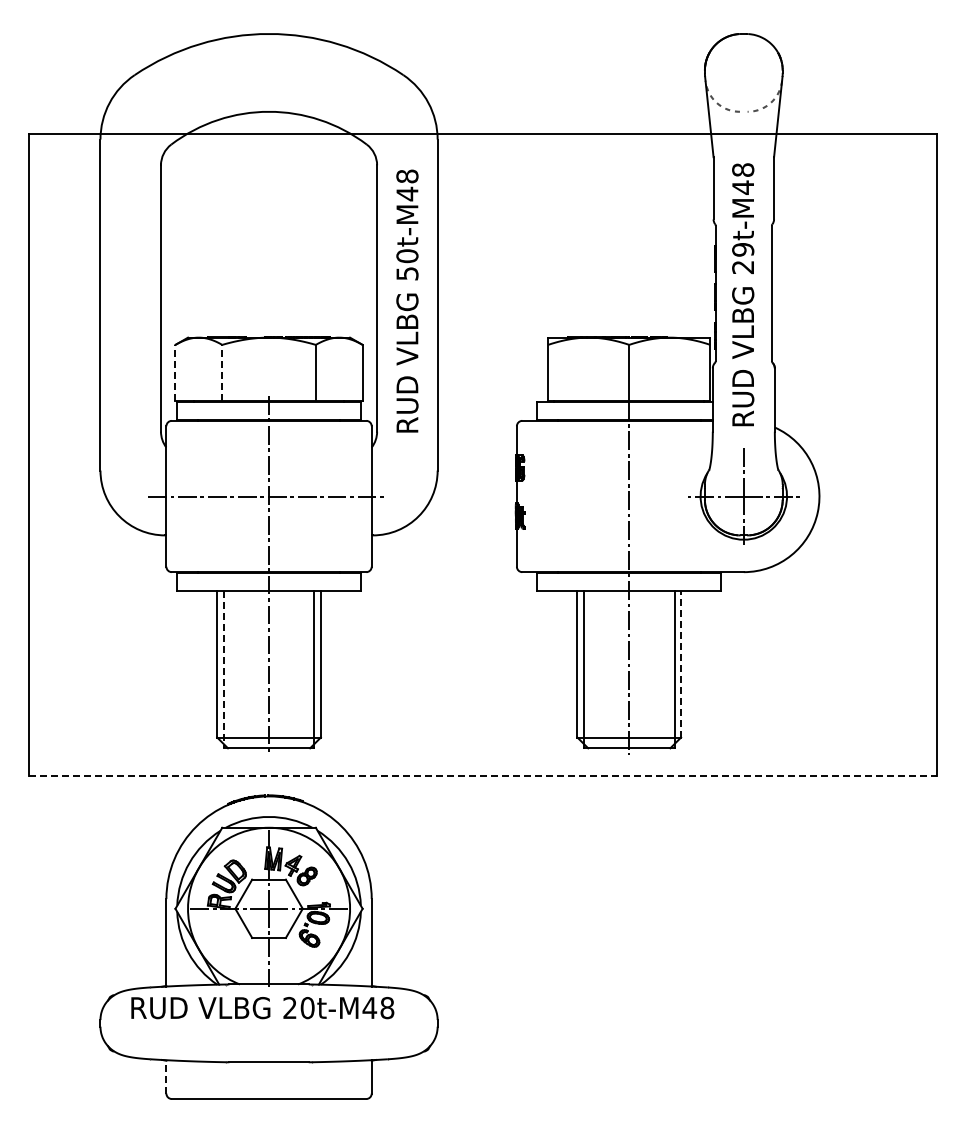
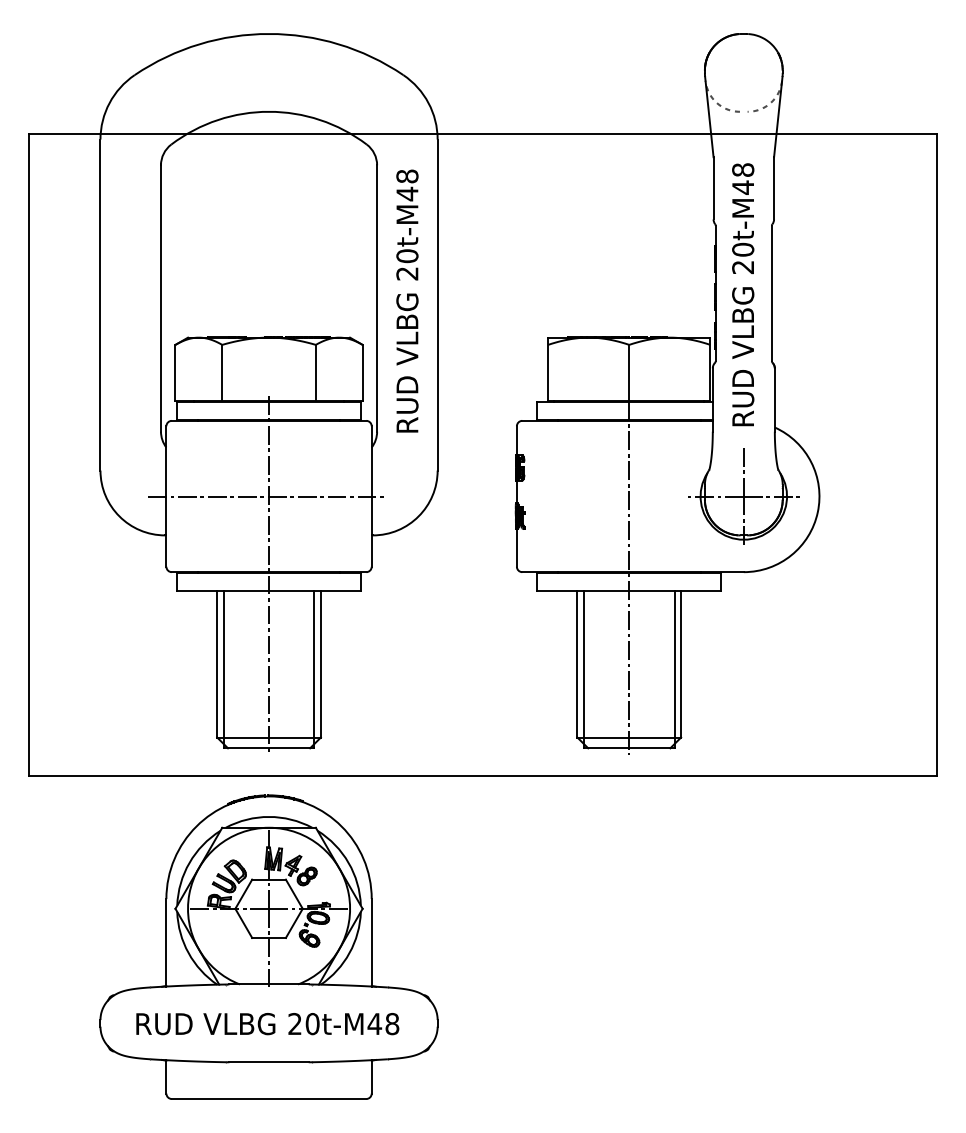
text: 29t-M48 -> 20t-M48 (743, 249)
text: 50t-M48 -> 20t-M48 (407, 273)
line: dashed -> solid (175, 372)
line: dashed -> solid (222, 372)
line: dashed -> solid (681, 663)
line: dashed -> solid (223, 669)
line: dashed -> solid (483, 776)
text position: (262, 1008) -> (267, 1024) (267, 1024)
line: dashed -> solid (166, 1076)
